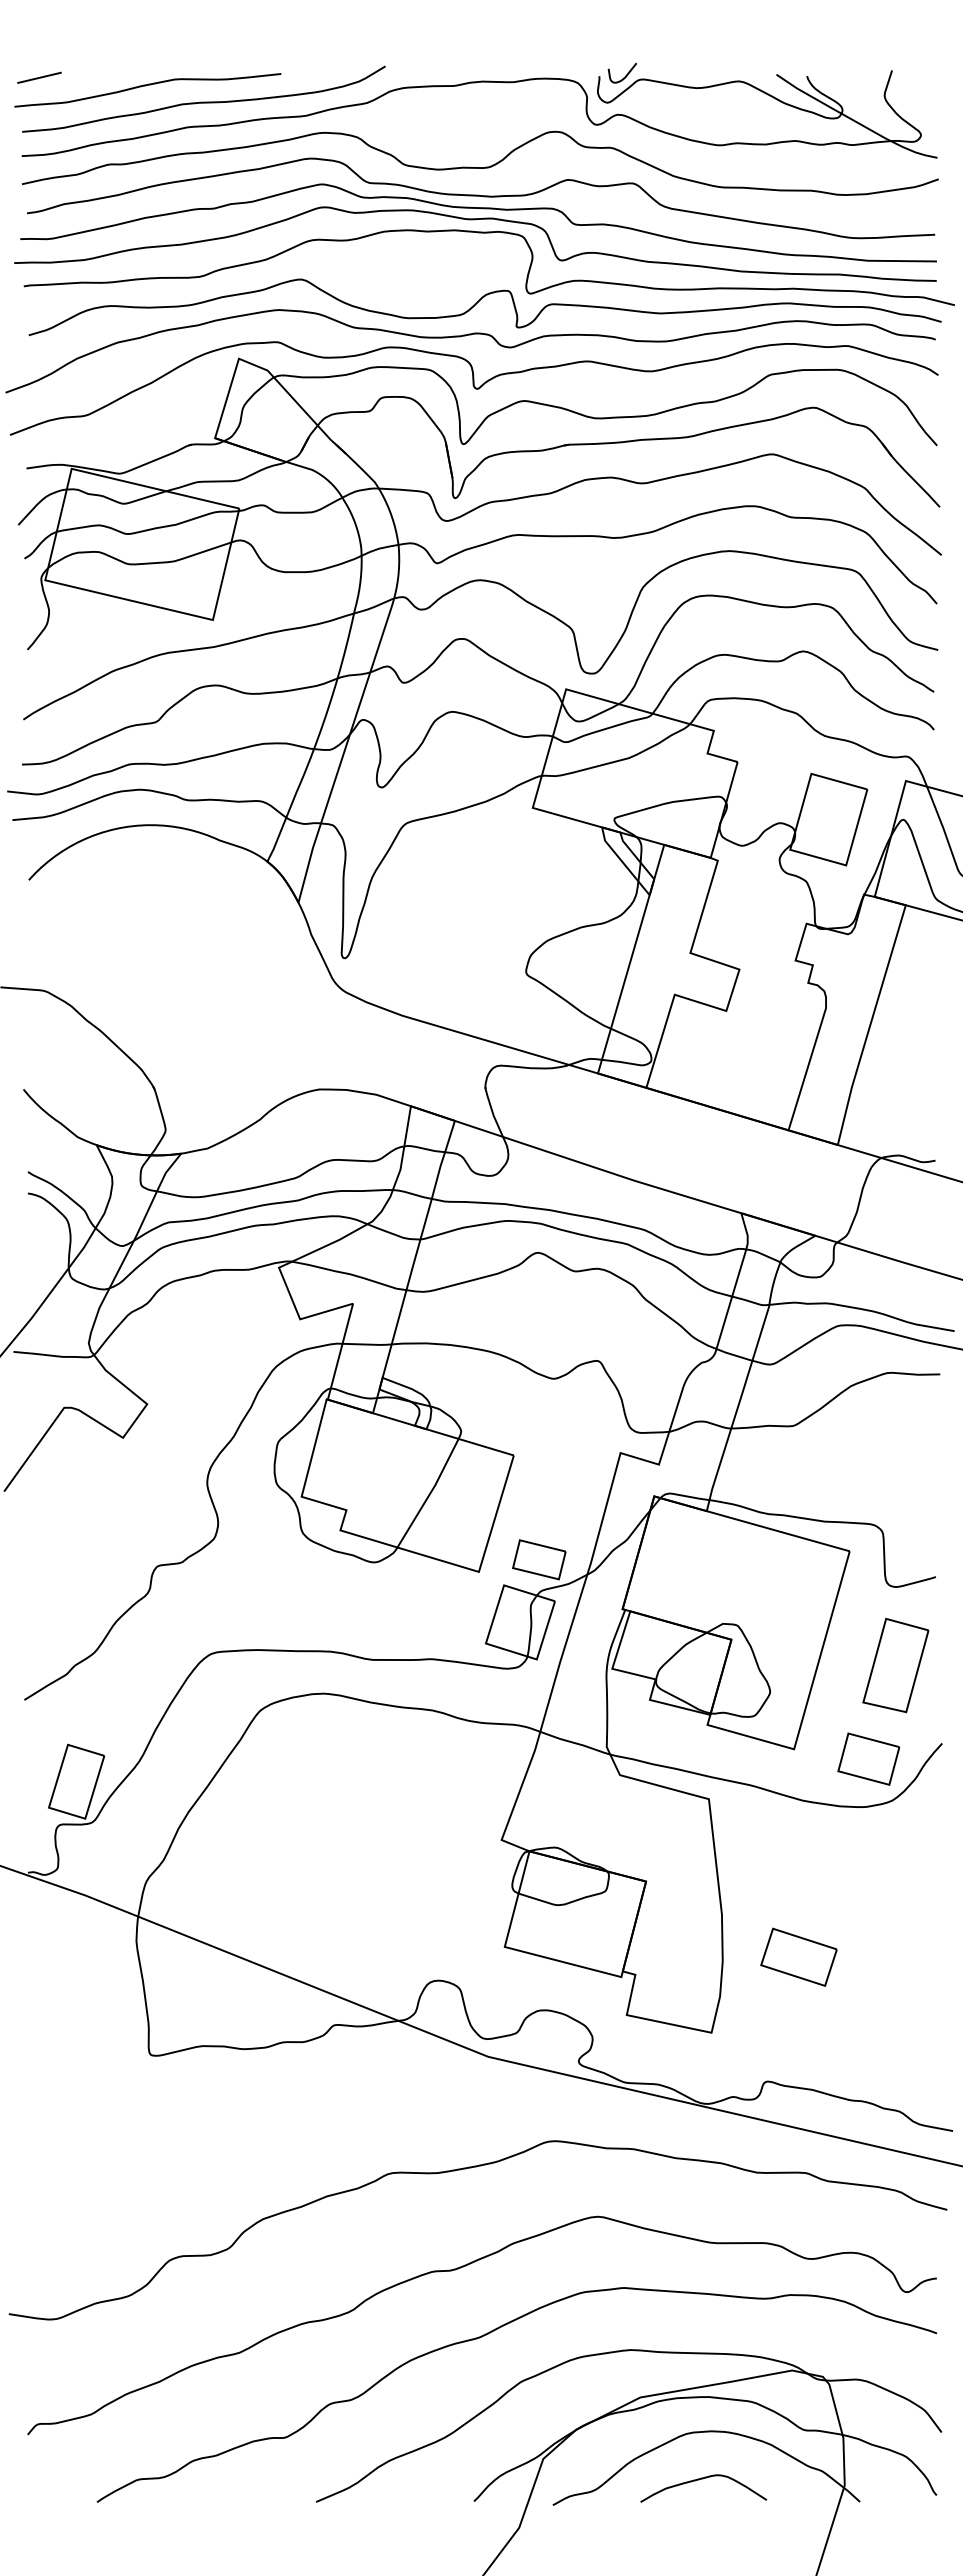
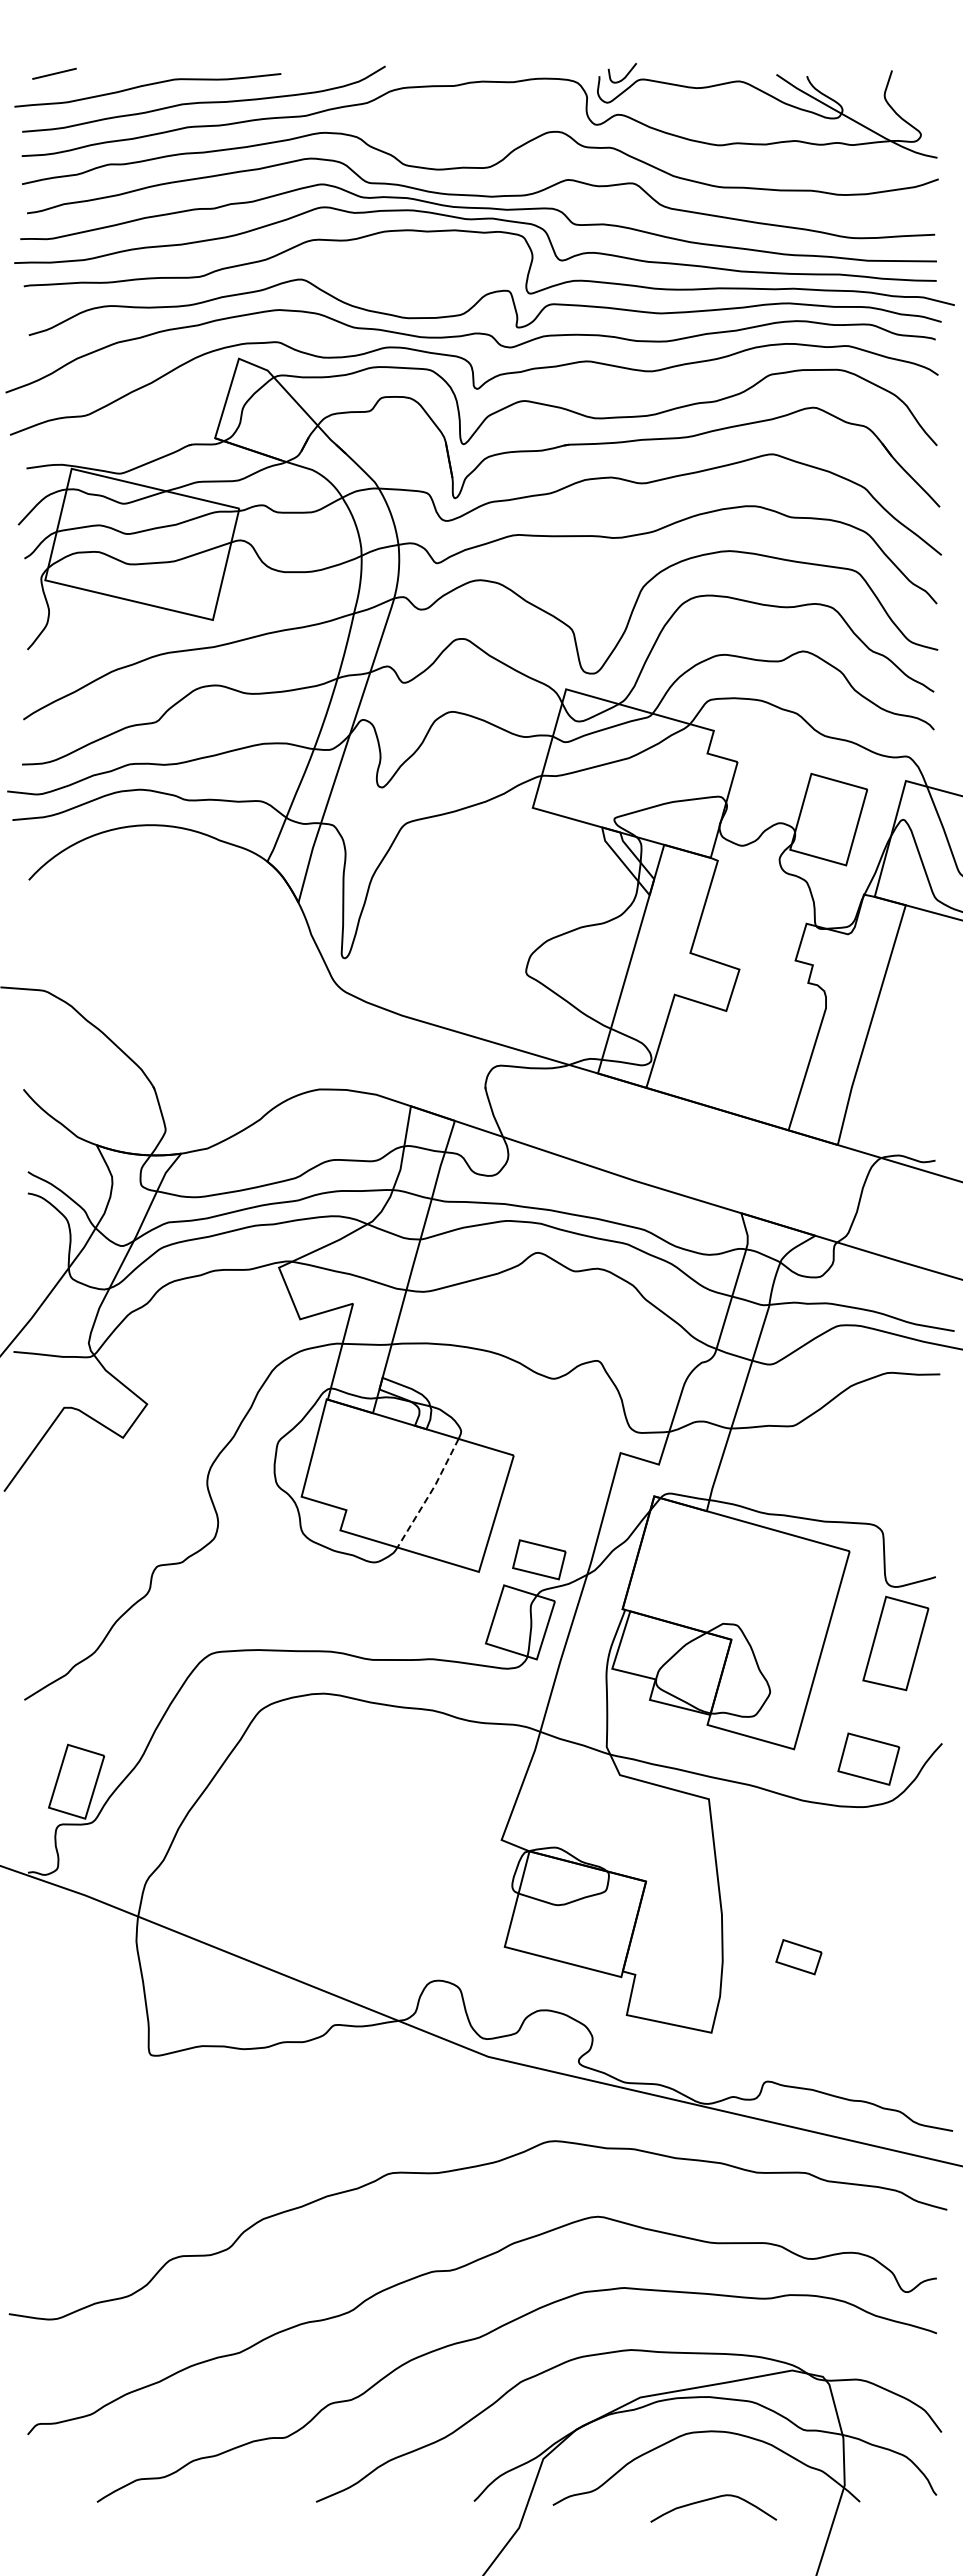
line position: (39, 77) -> (54, 73) (54, 73)
line: solid -> dashed (430, 1493)
part position: (895, 1665) -> (895, 1643) (895, 1643)
part size: 78x60 px -> 48x37 px (798, 1957)
curve position: (699, 2480) -> (709, 2500) (709, 2500)
